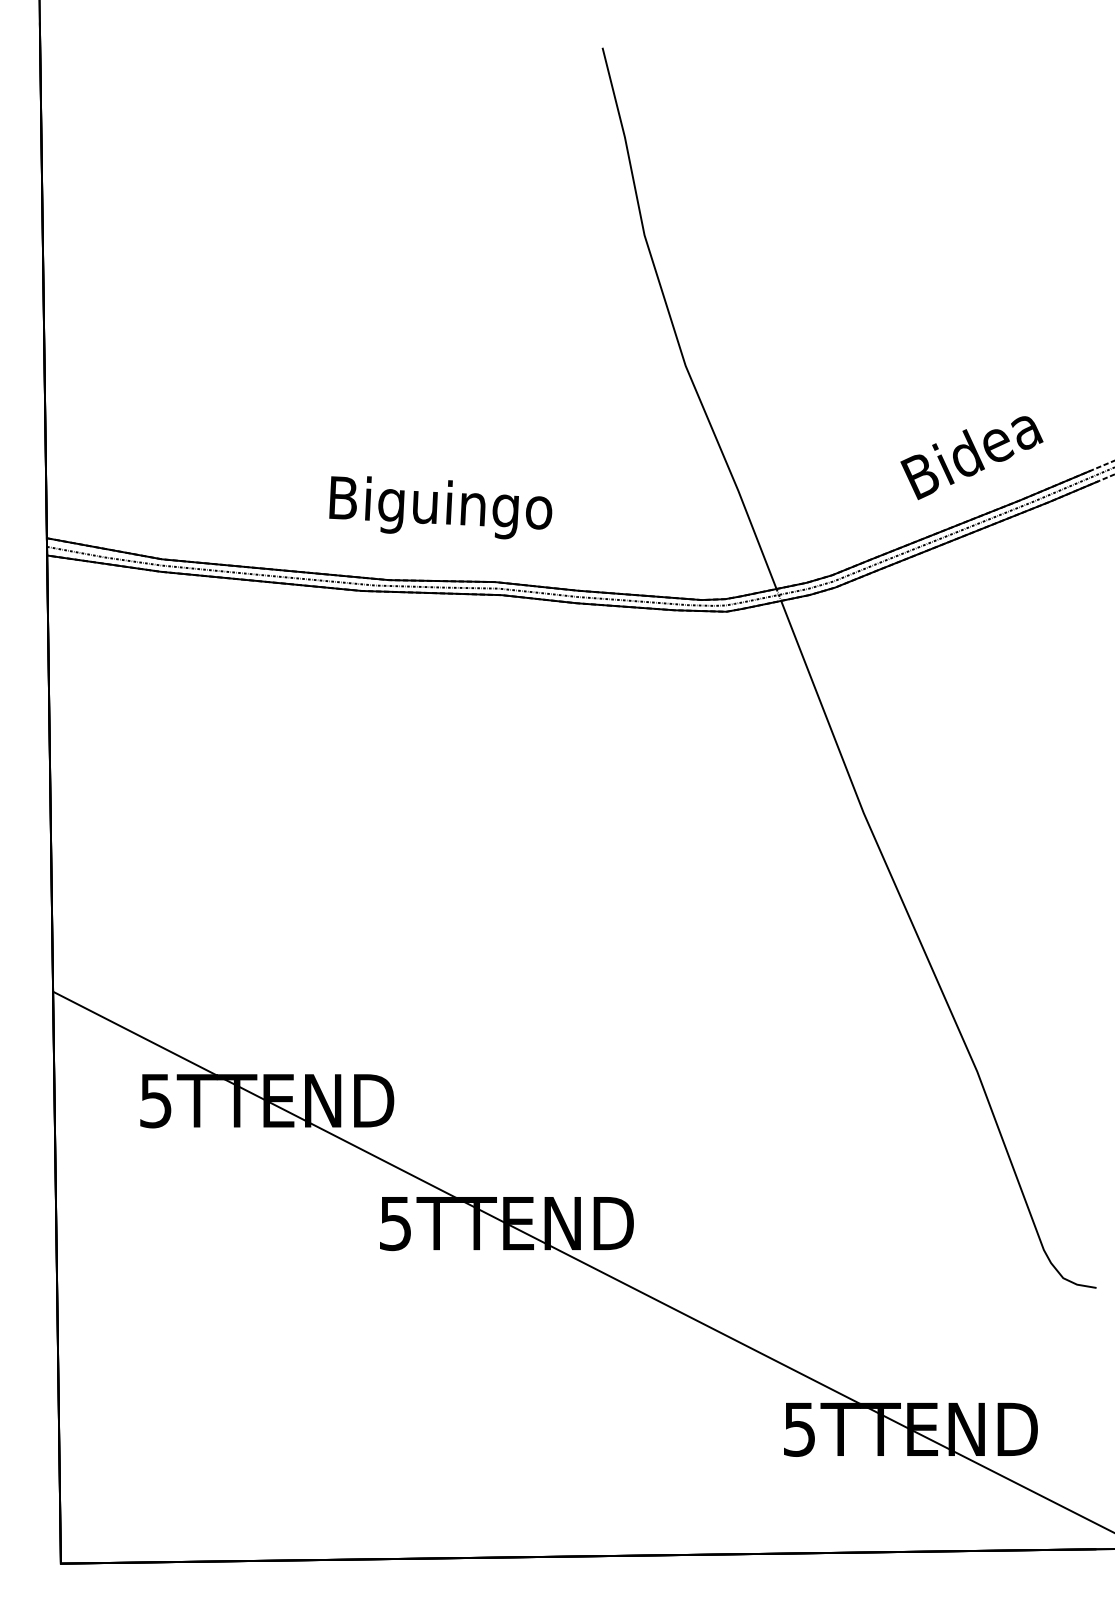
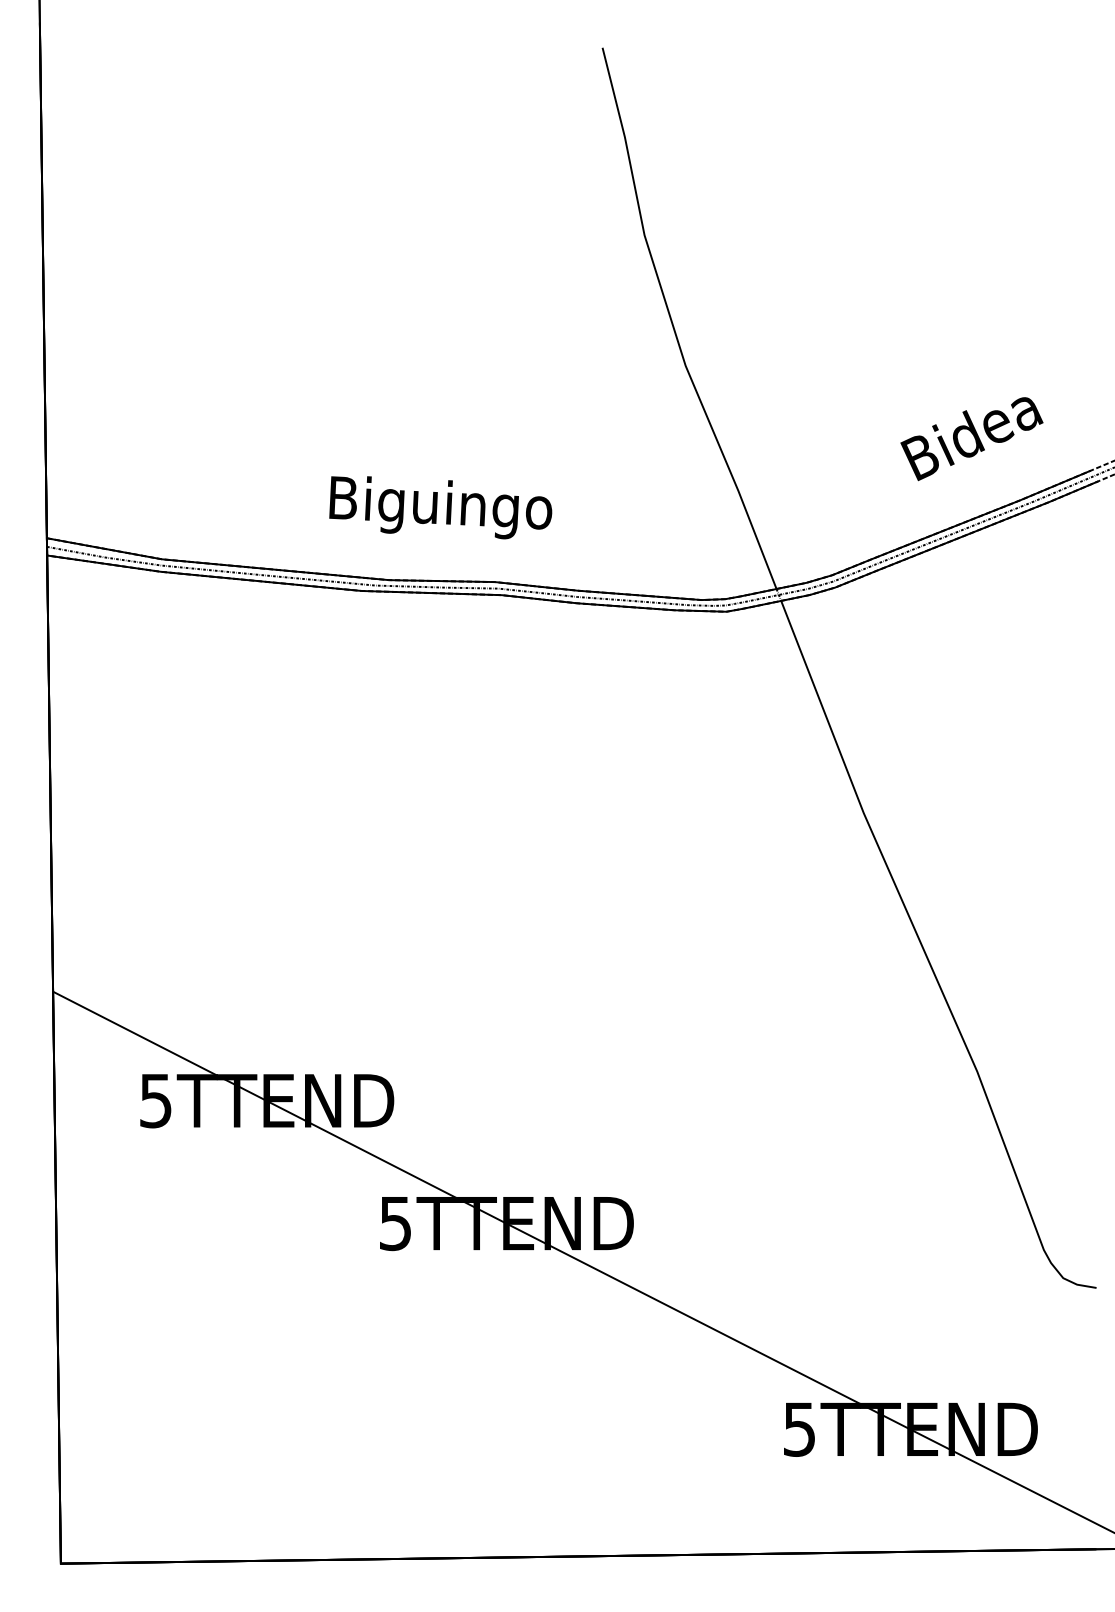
text position: (971, 458) -> (971, 439) (971, 439)
